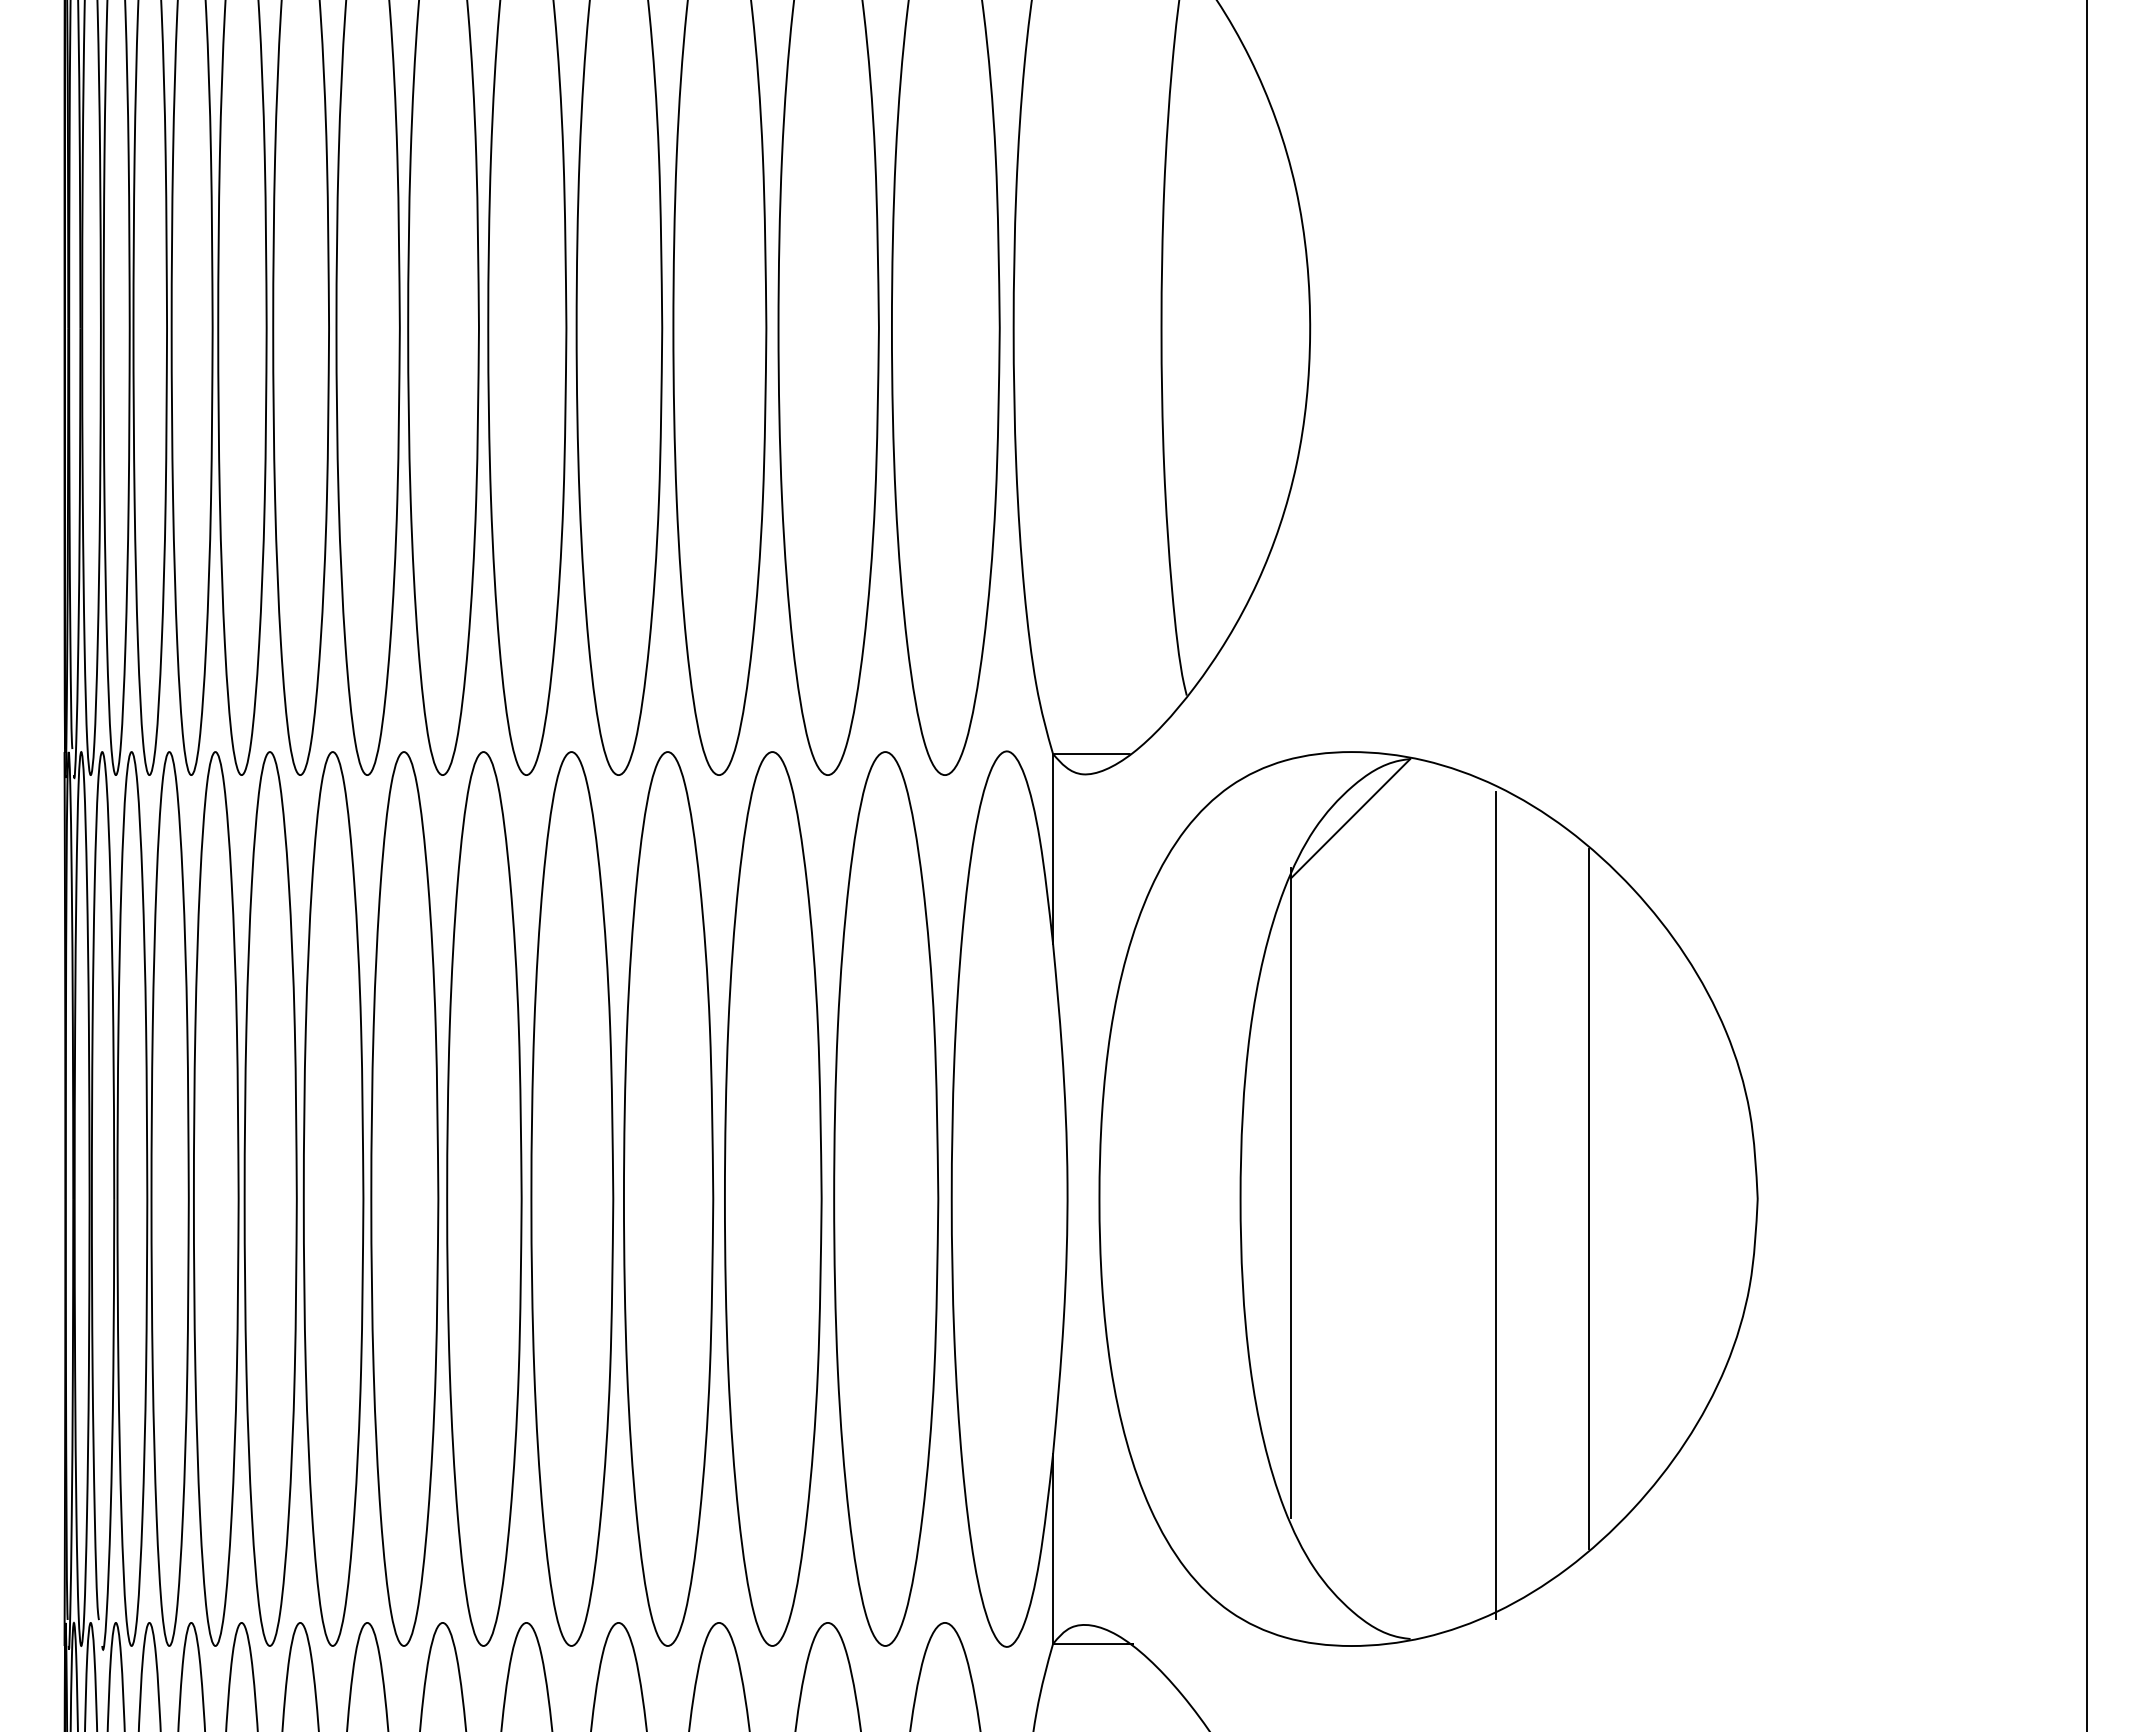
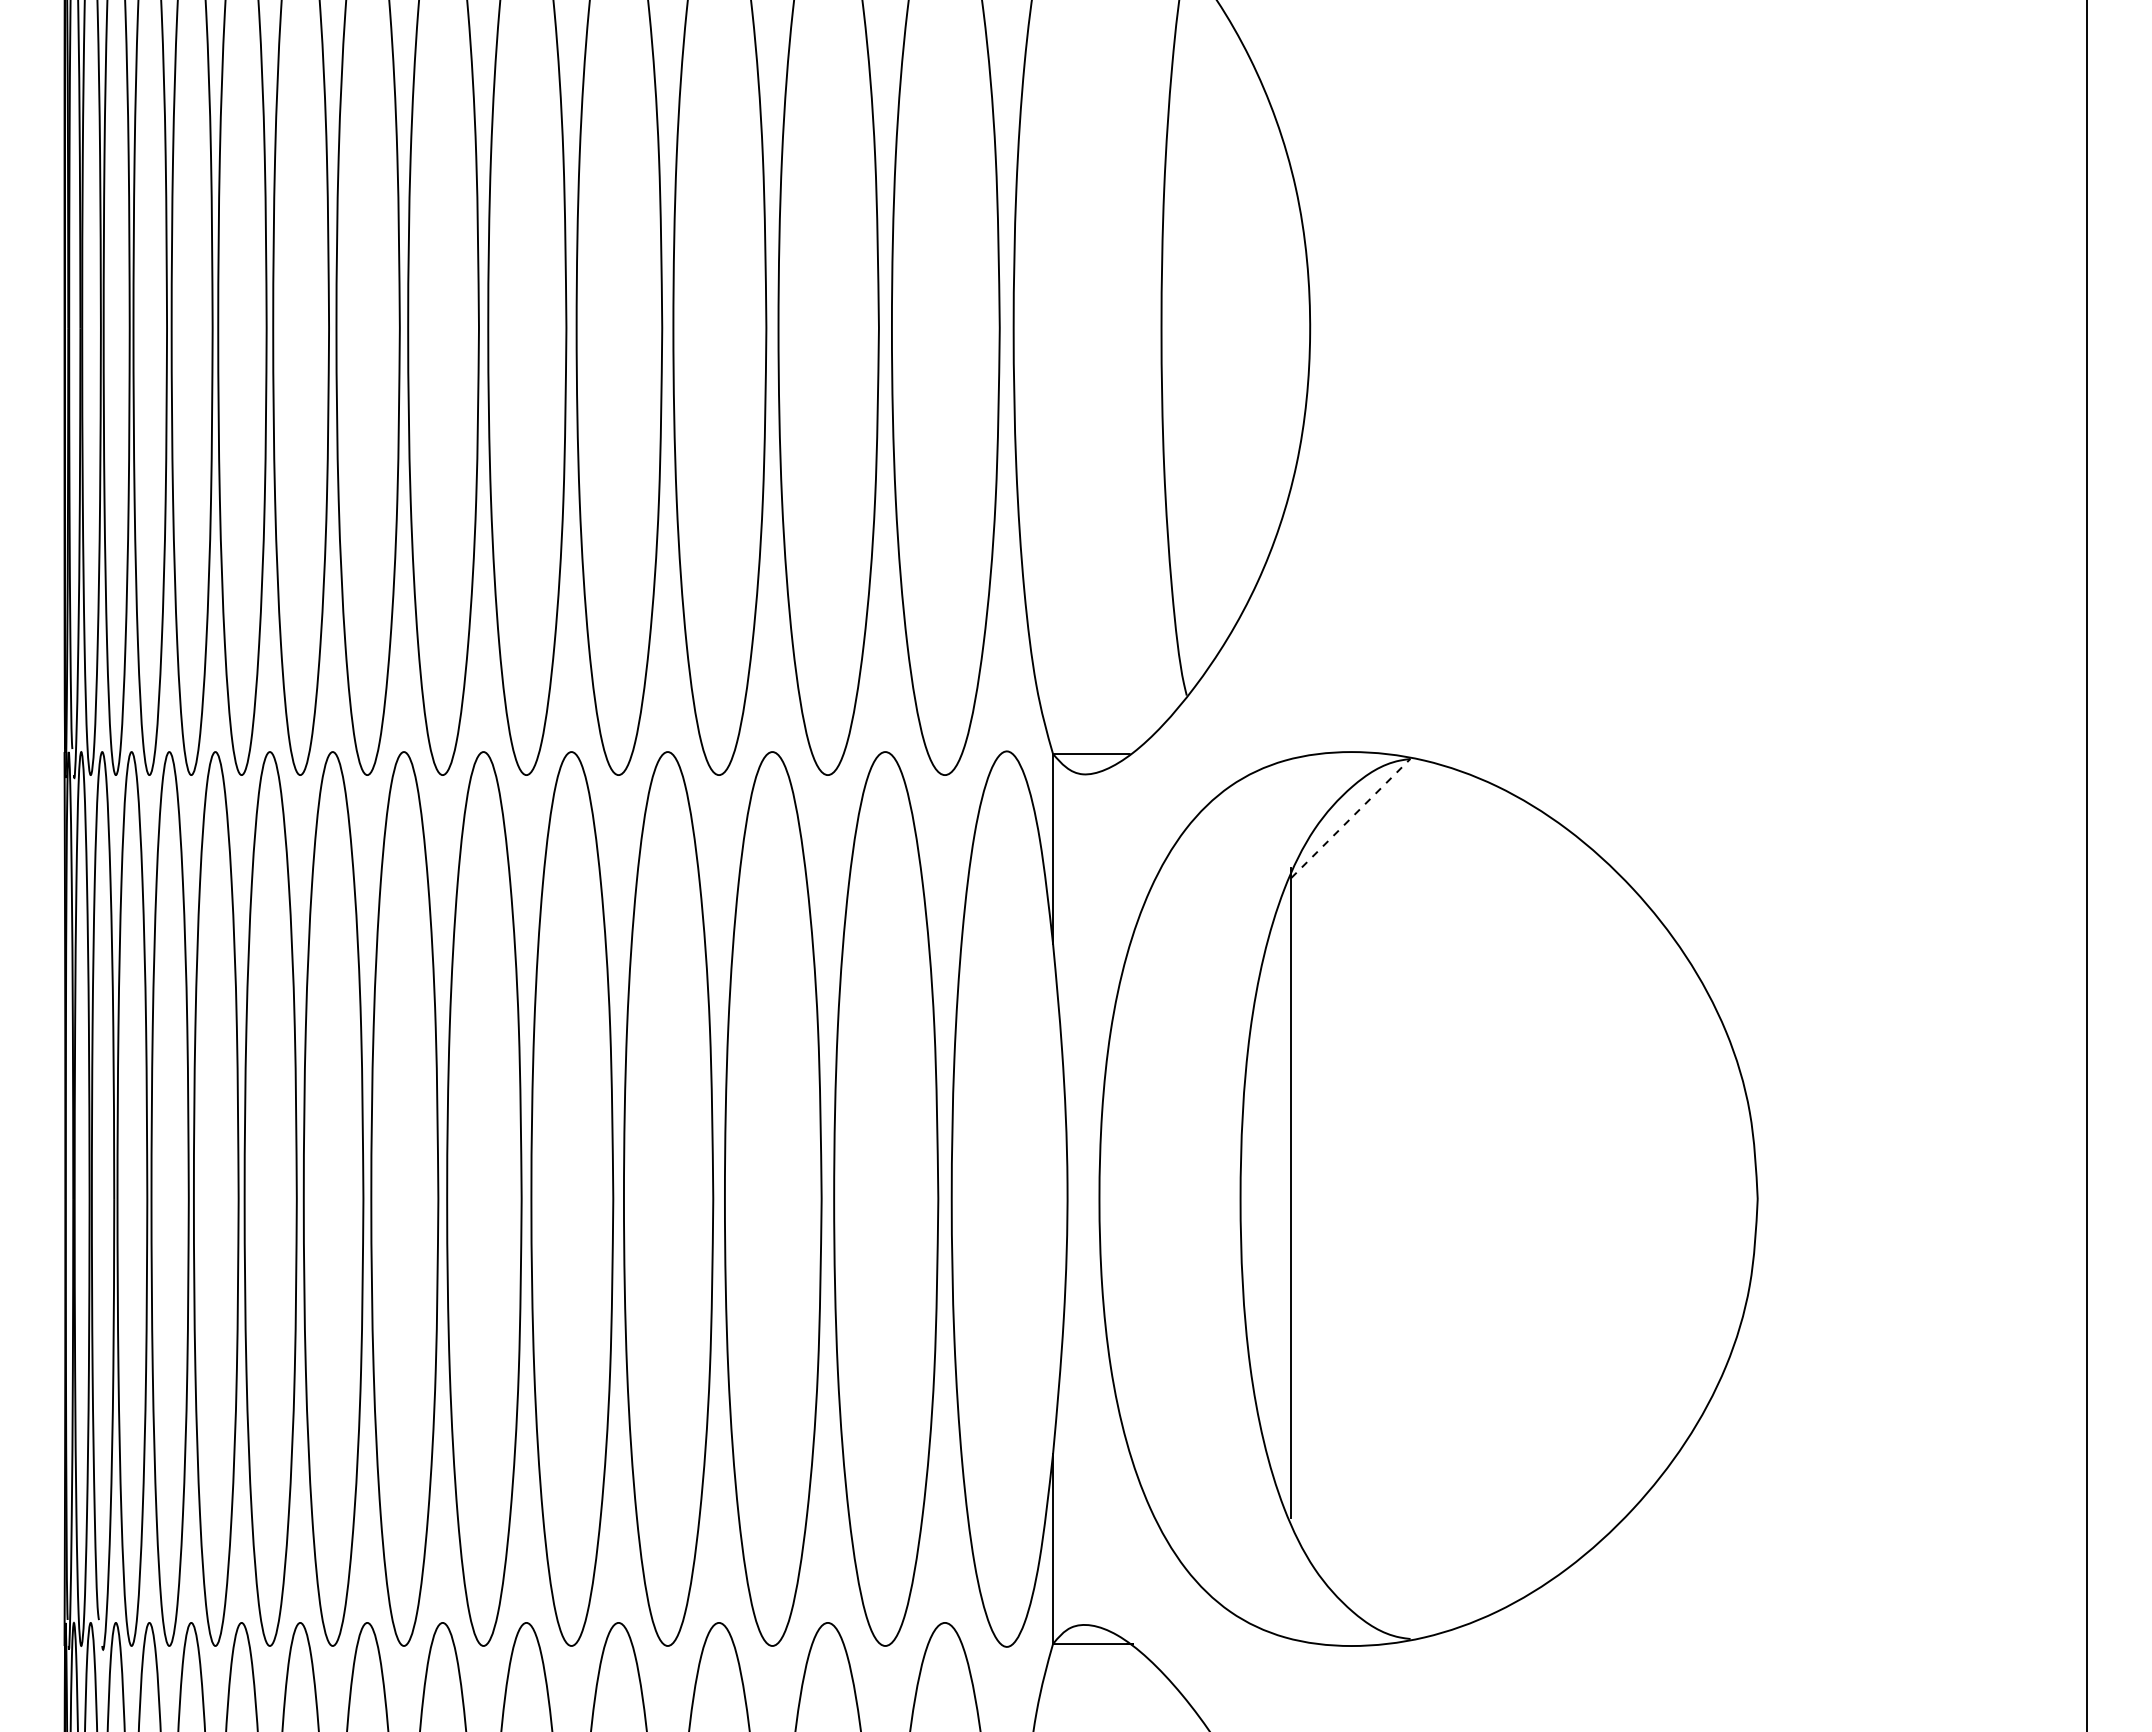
line: solid -> dashed (1351, 818)
line: present -> none (1589, 1198)
line: present -> none (1496, 1204)
